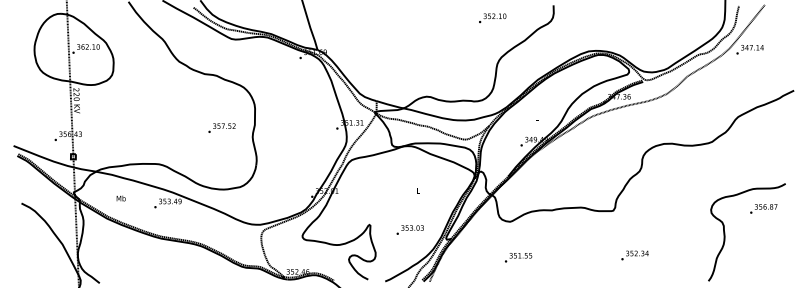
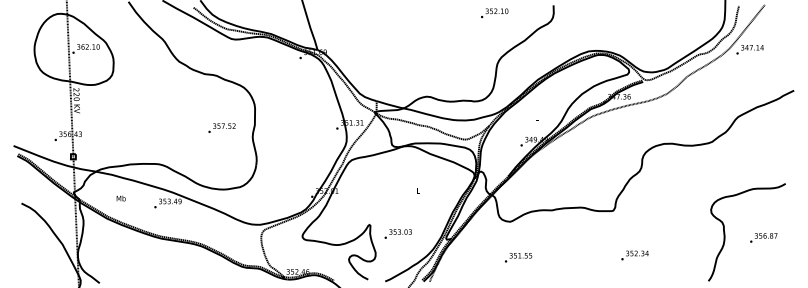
text position: (492, 18) -> (494, 13) (494, 13)
text position: (763, 208) -> (763, 237) (763, 237)
text position: (409, 229) -> (397, 233) (397, 233)
